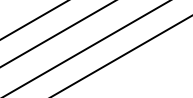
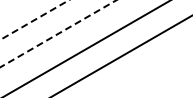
line: solid -> dashed (35, 19)
line: solid -> dashed (58, 33)
